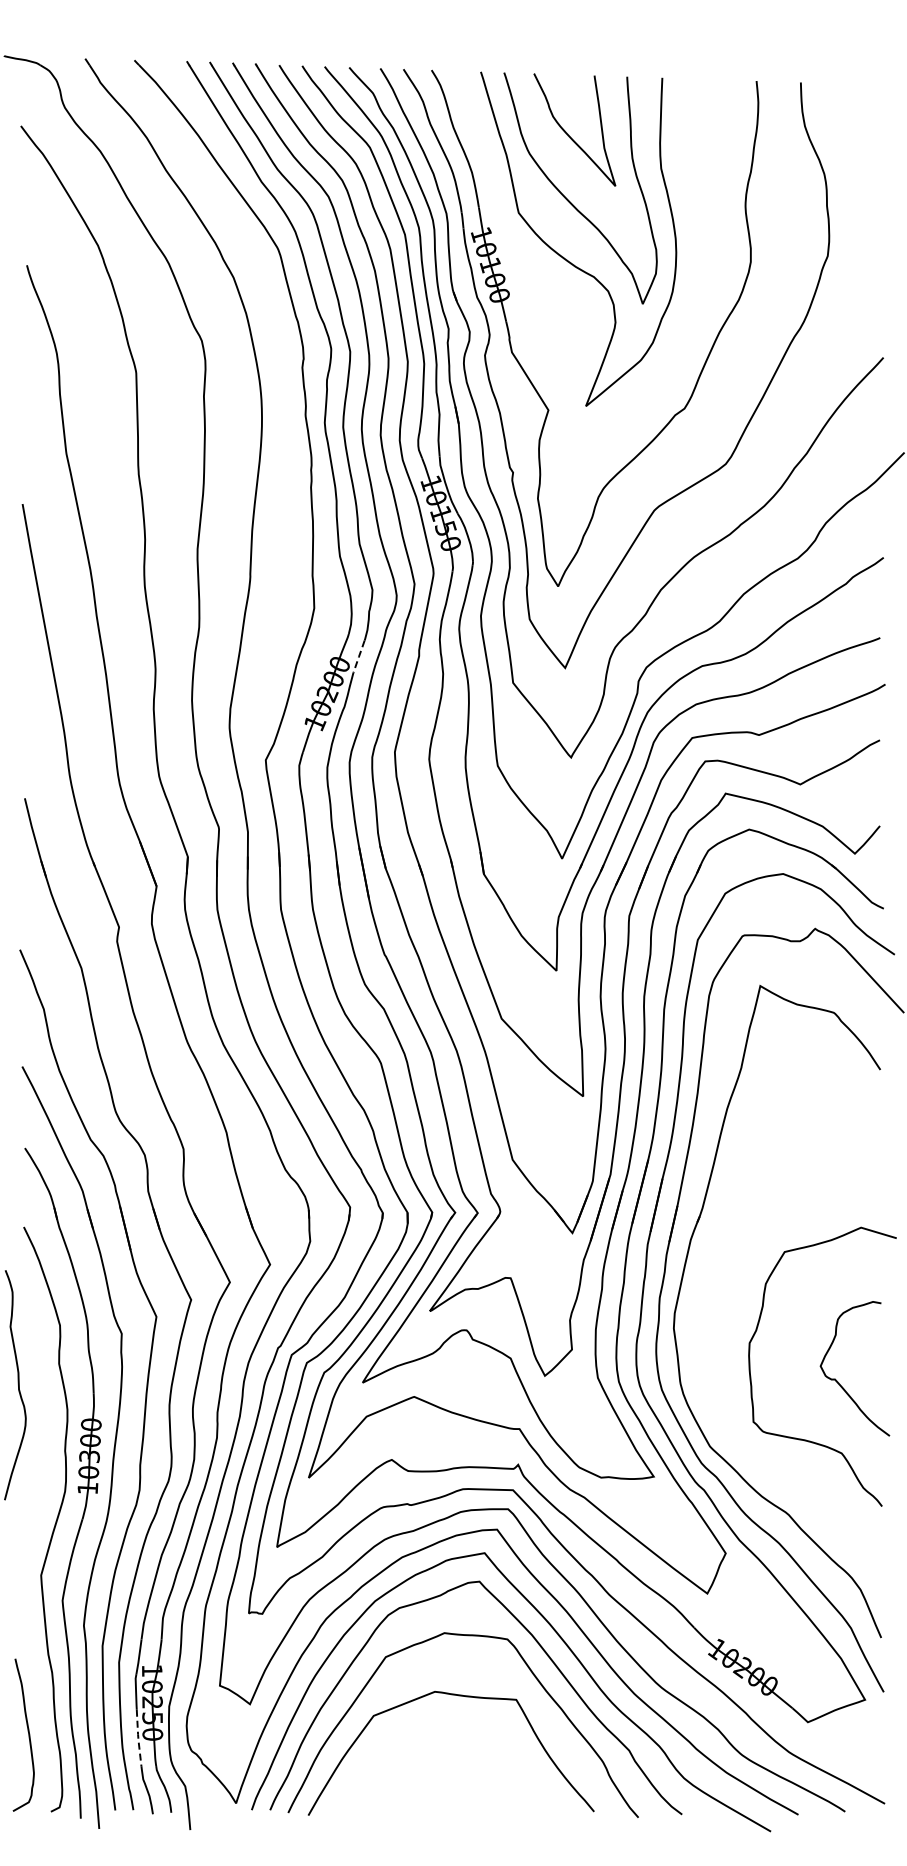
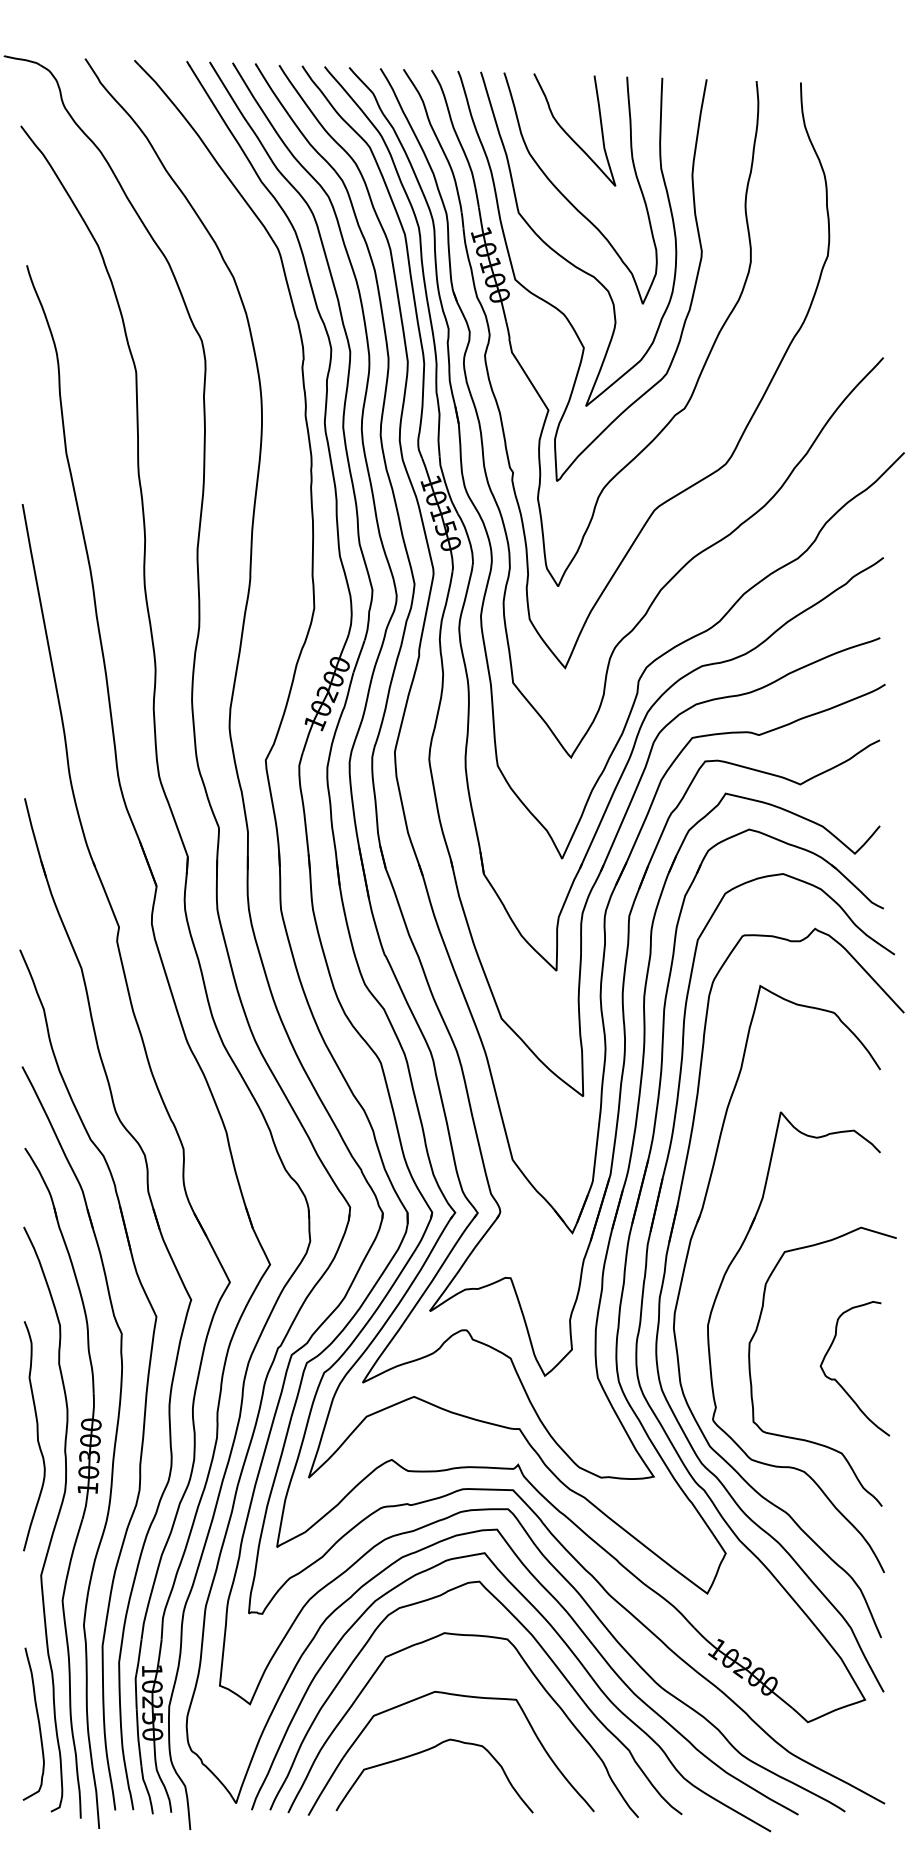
curve: none -> present (558, 308)
line: dashed -> solid (358, 656)
part: none -> present (710, 1352)
curve position: (17, 1384) -> (36, 1435) (36, 1435)
curve position: (27, 1731) -> (37, 1720) (37, 1720)
line: dashed -> solid (138, 1738)
curve: none -> present (426, 1751)
